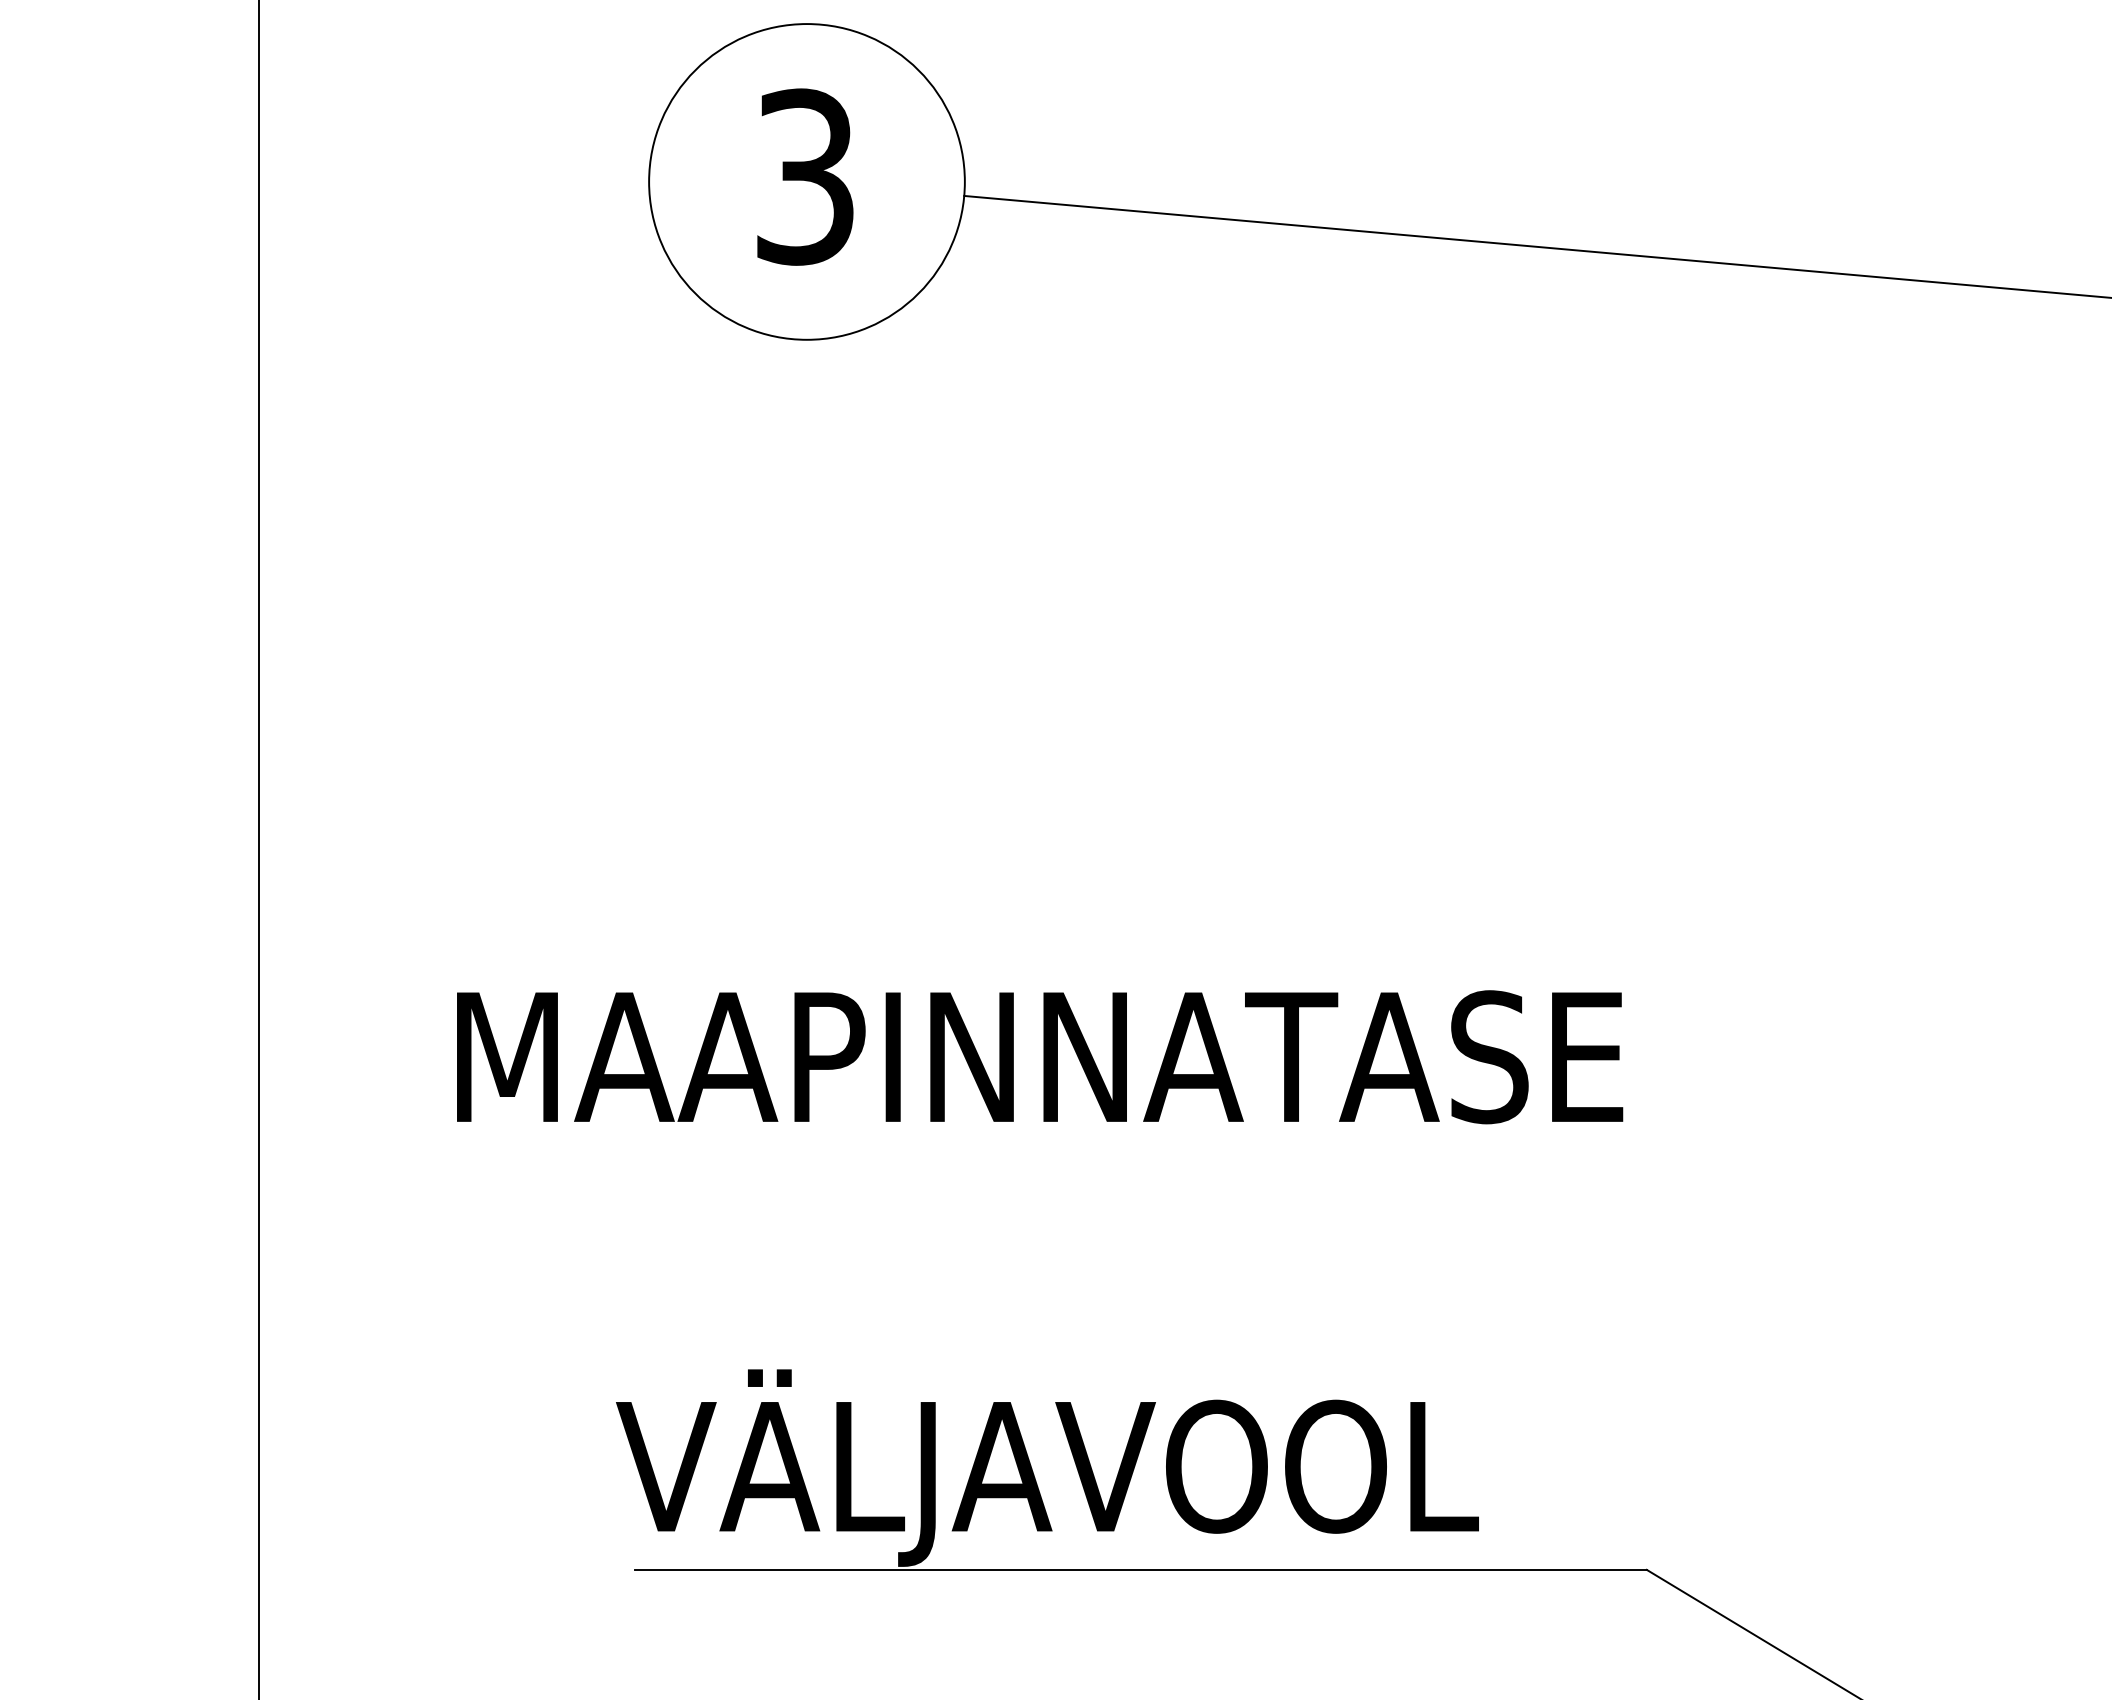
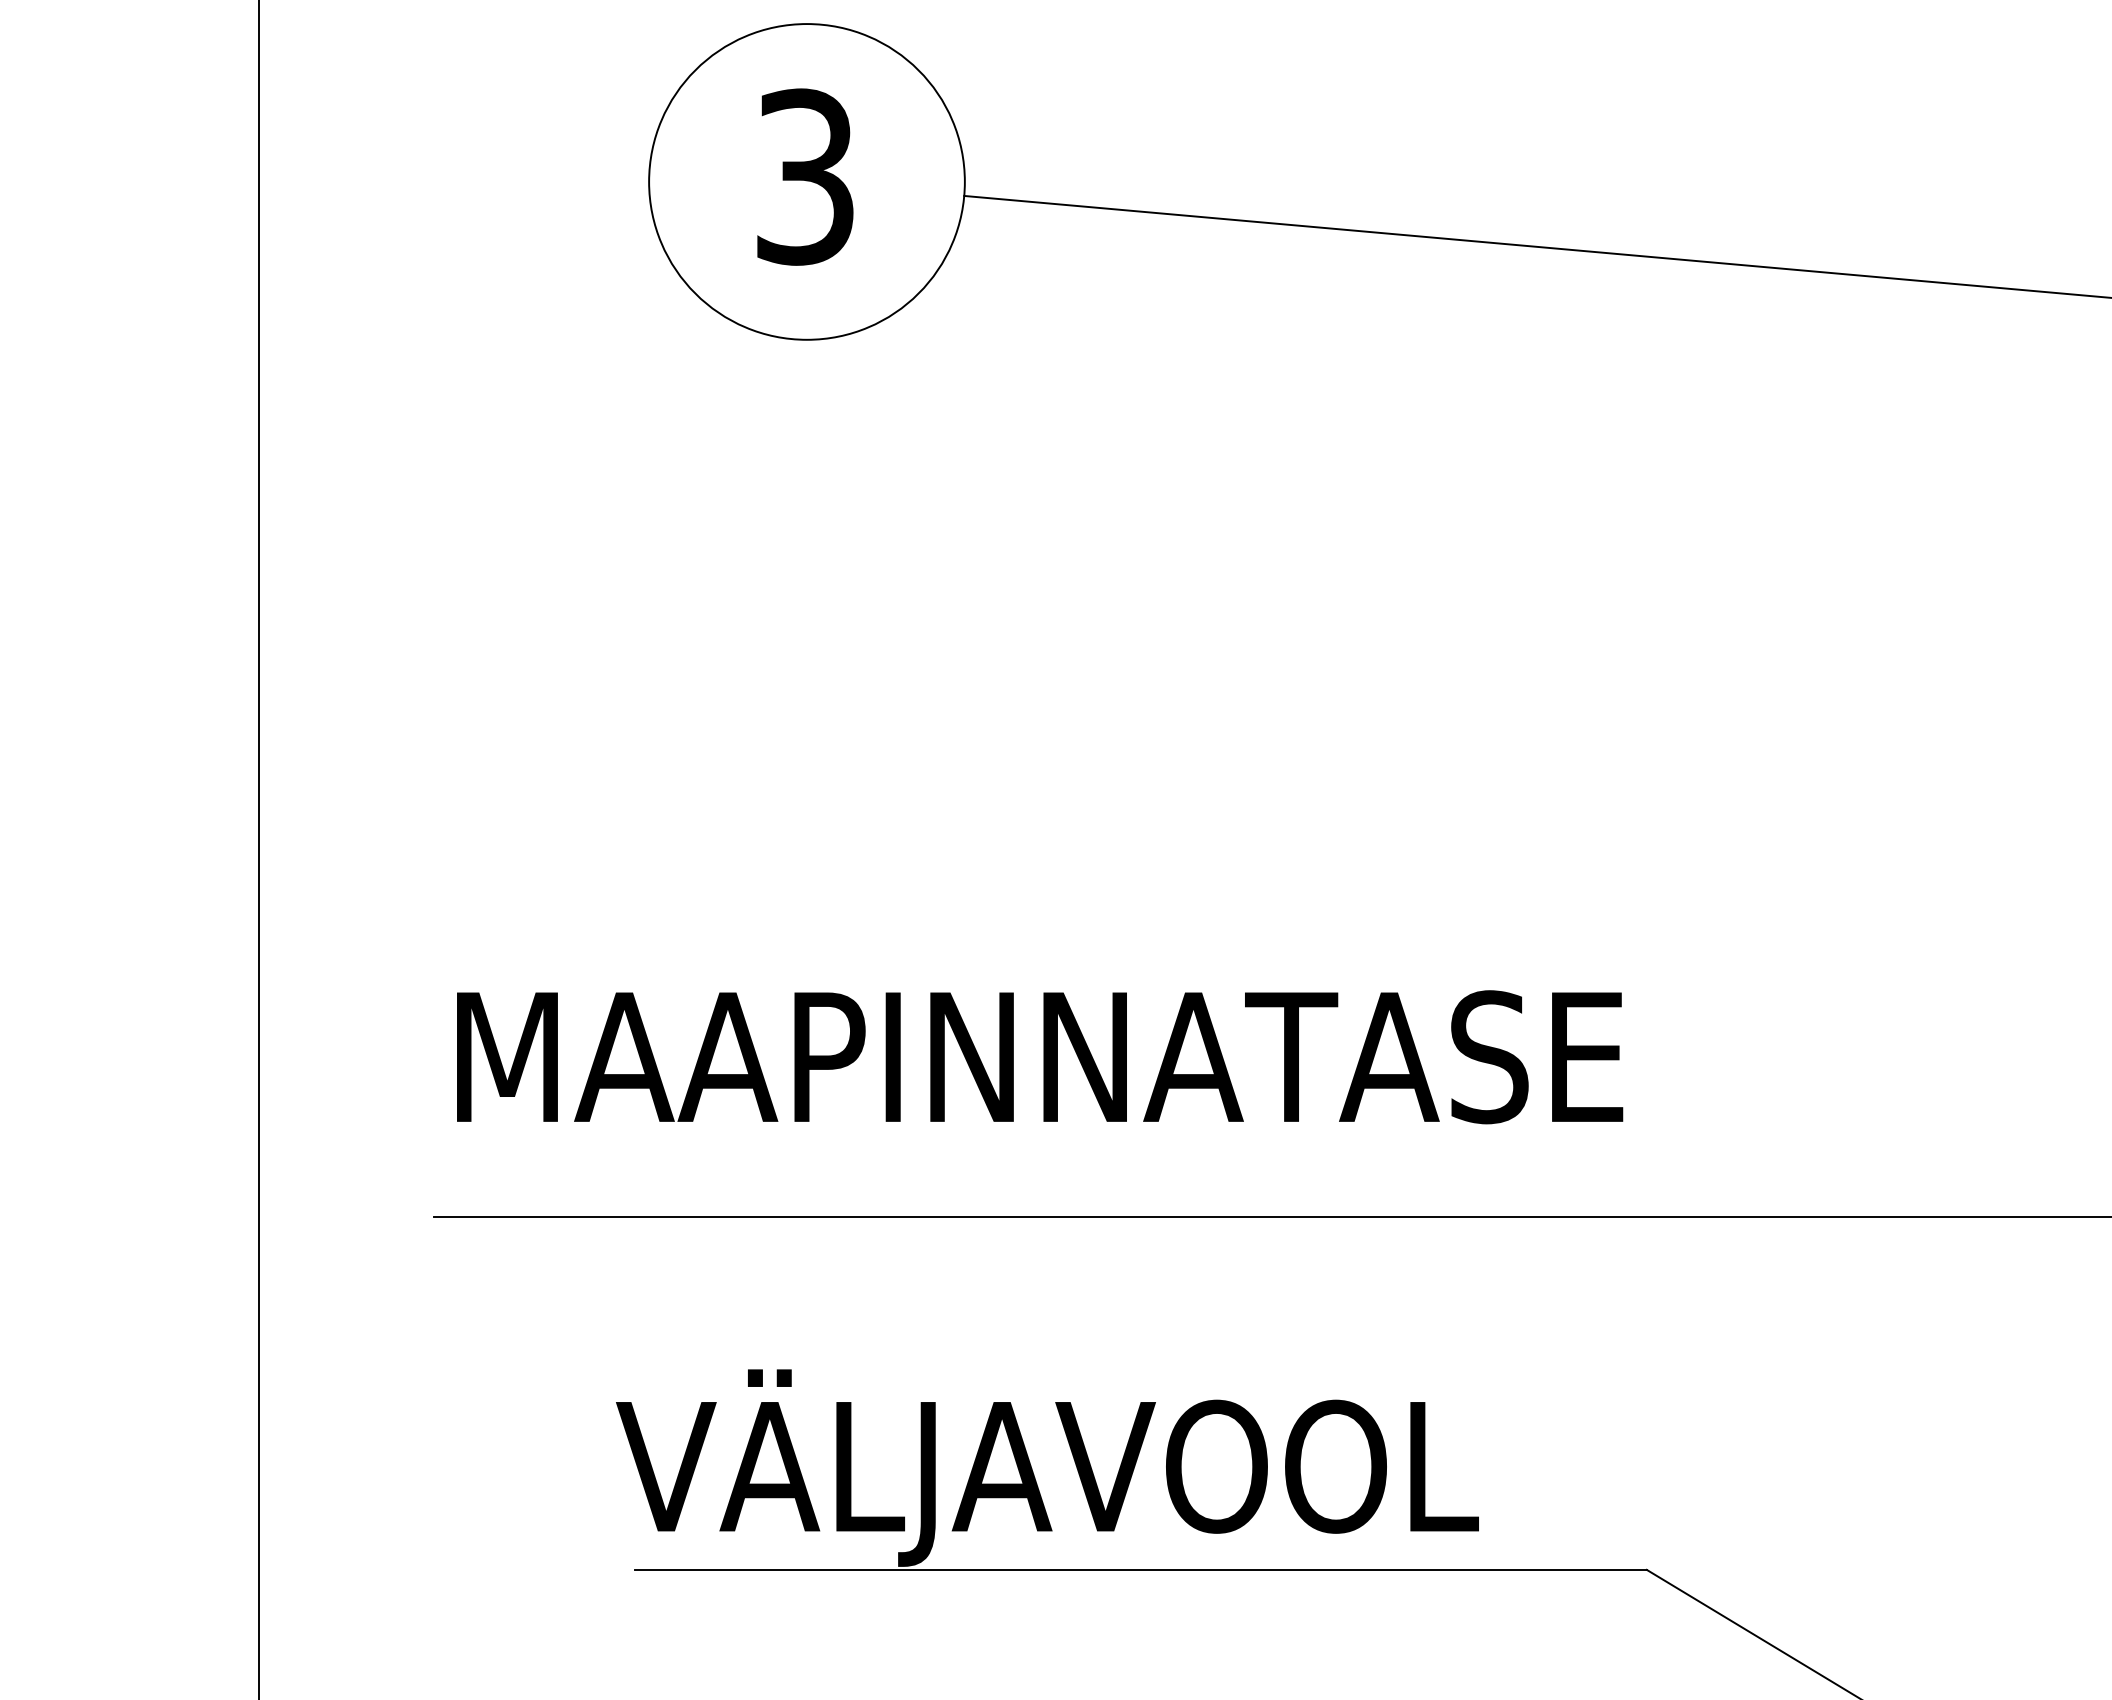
line: none -> present (1271, 1216)
